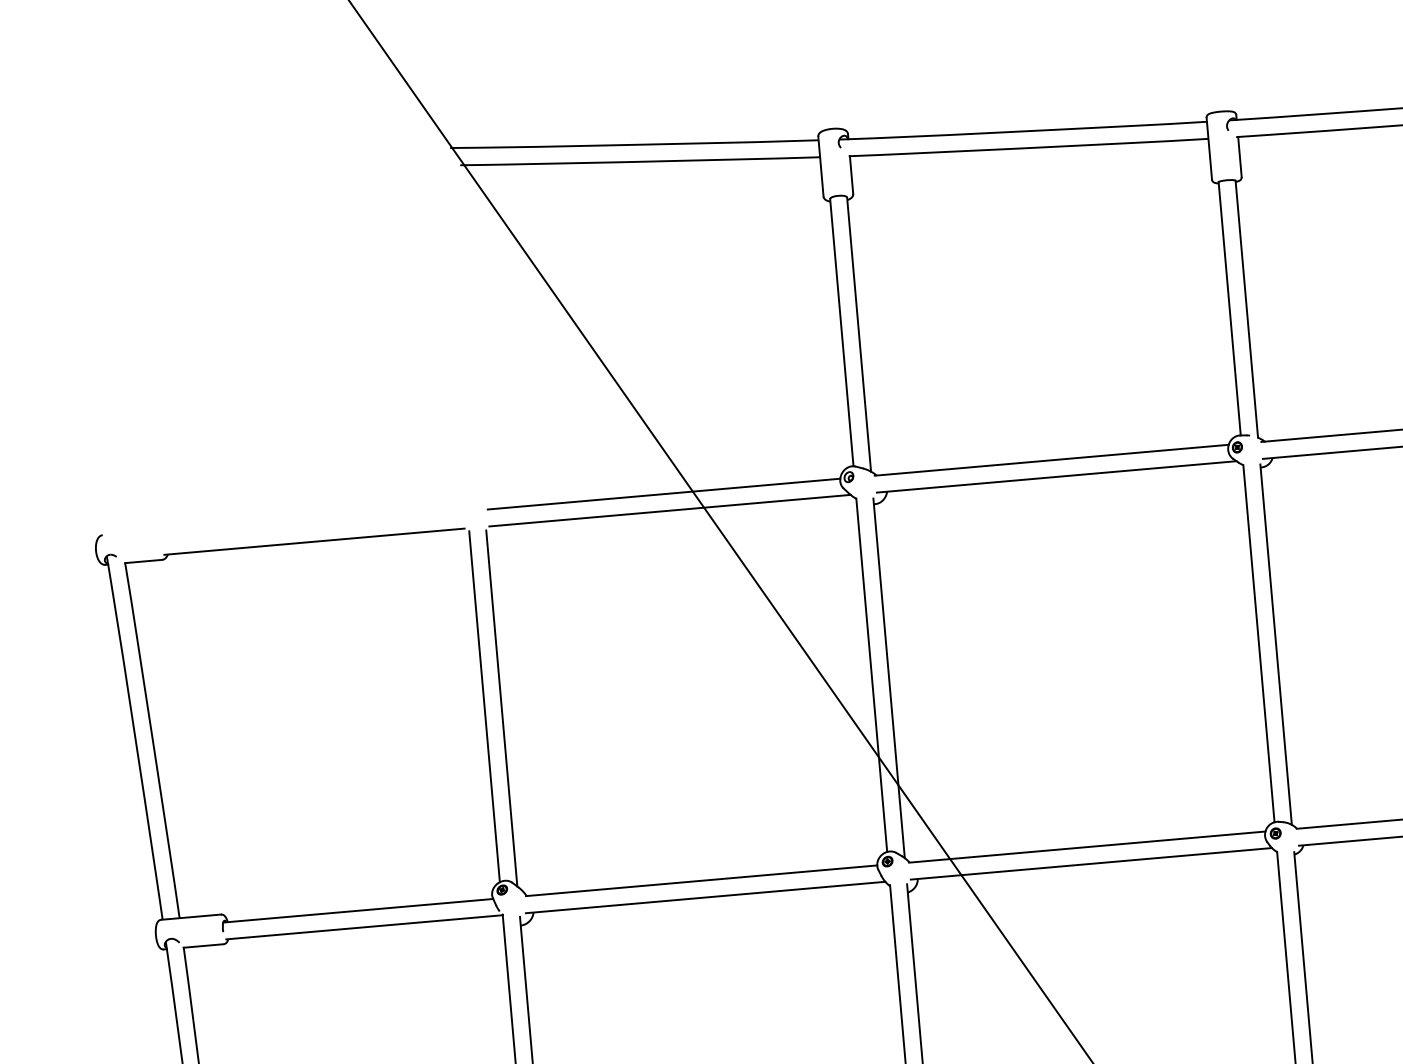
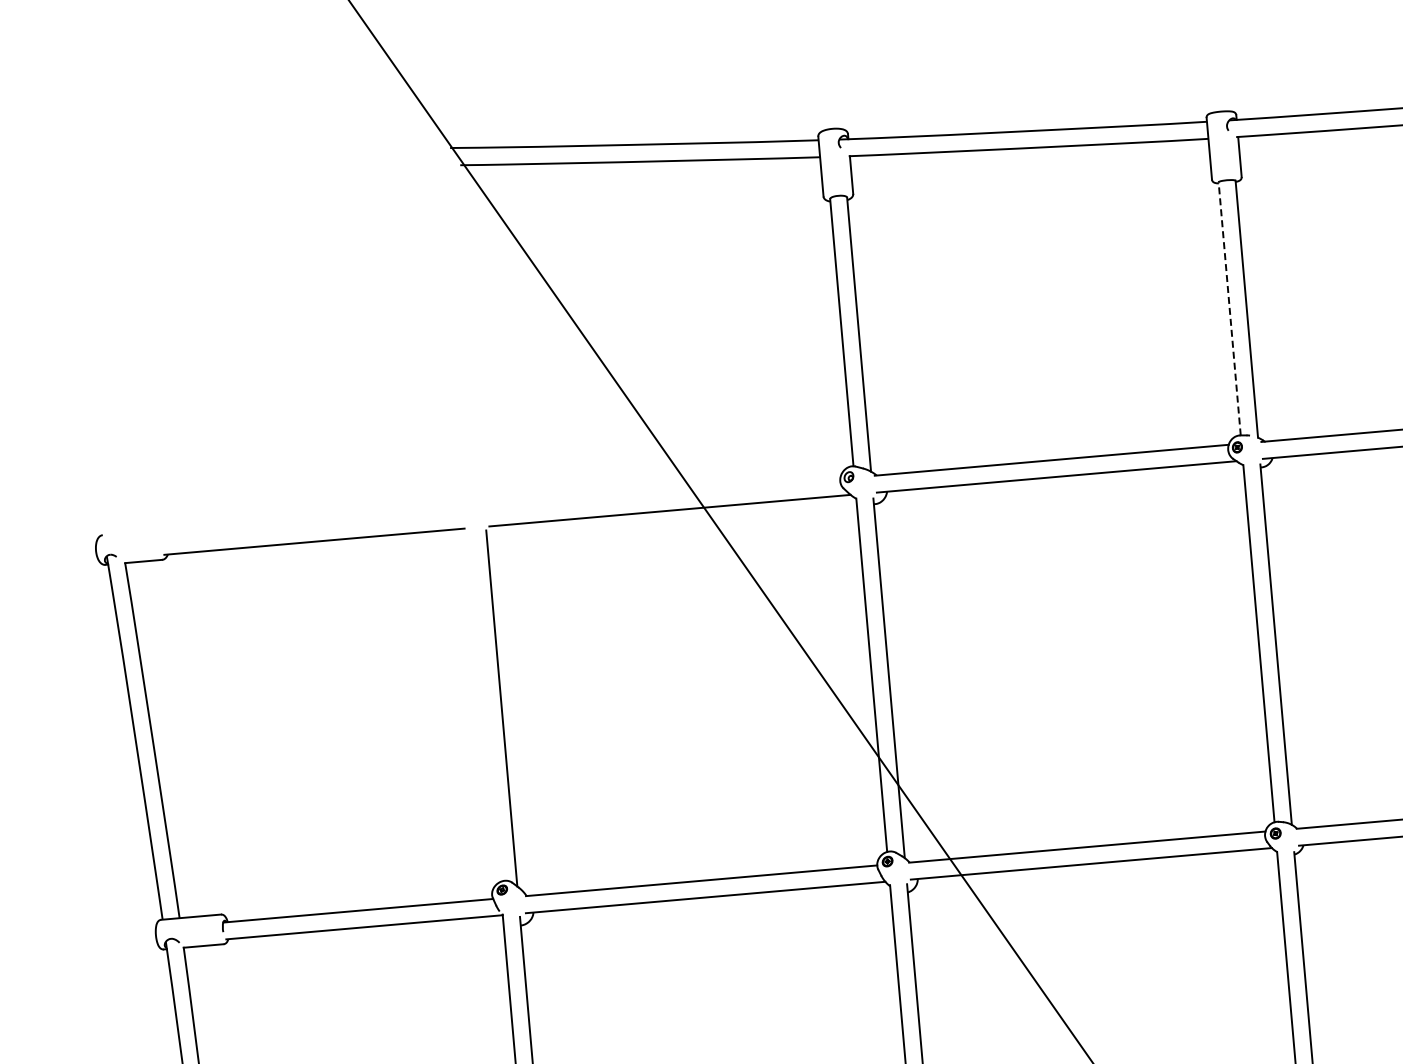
line: solid -> dashed (1229, 308)
line: present -> none (663, 493)
line: present -> none (484, 706)
